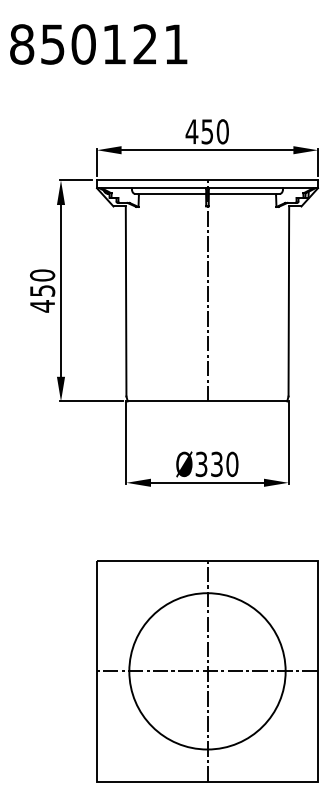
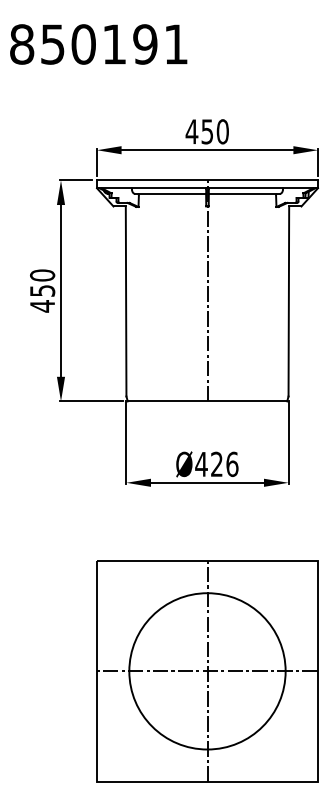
text: 850121 -> 850191 (145, 44)
text: Ø330 -> Ø426 (216, 464)
